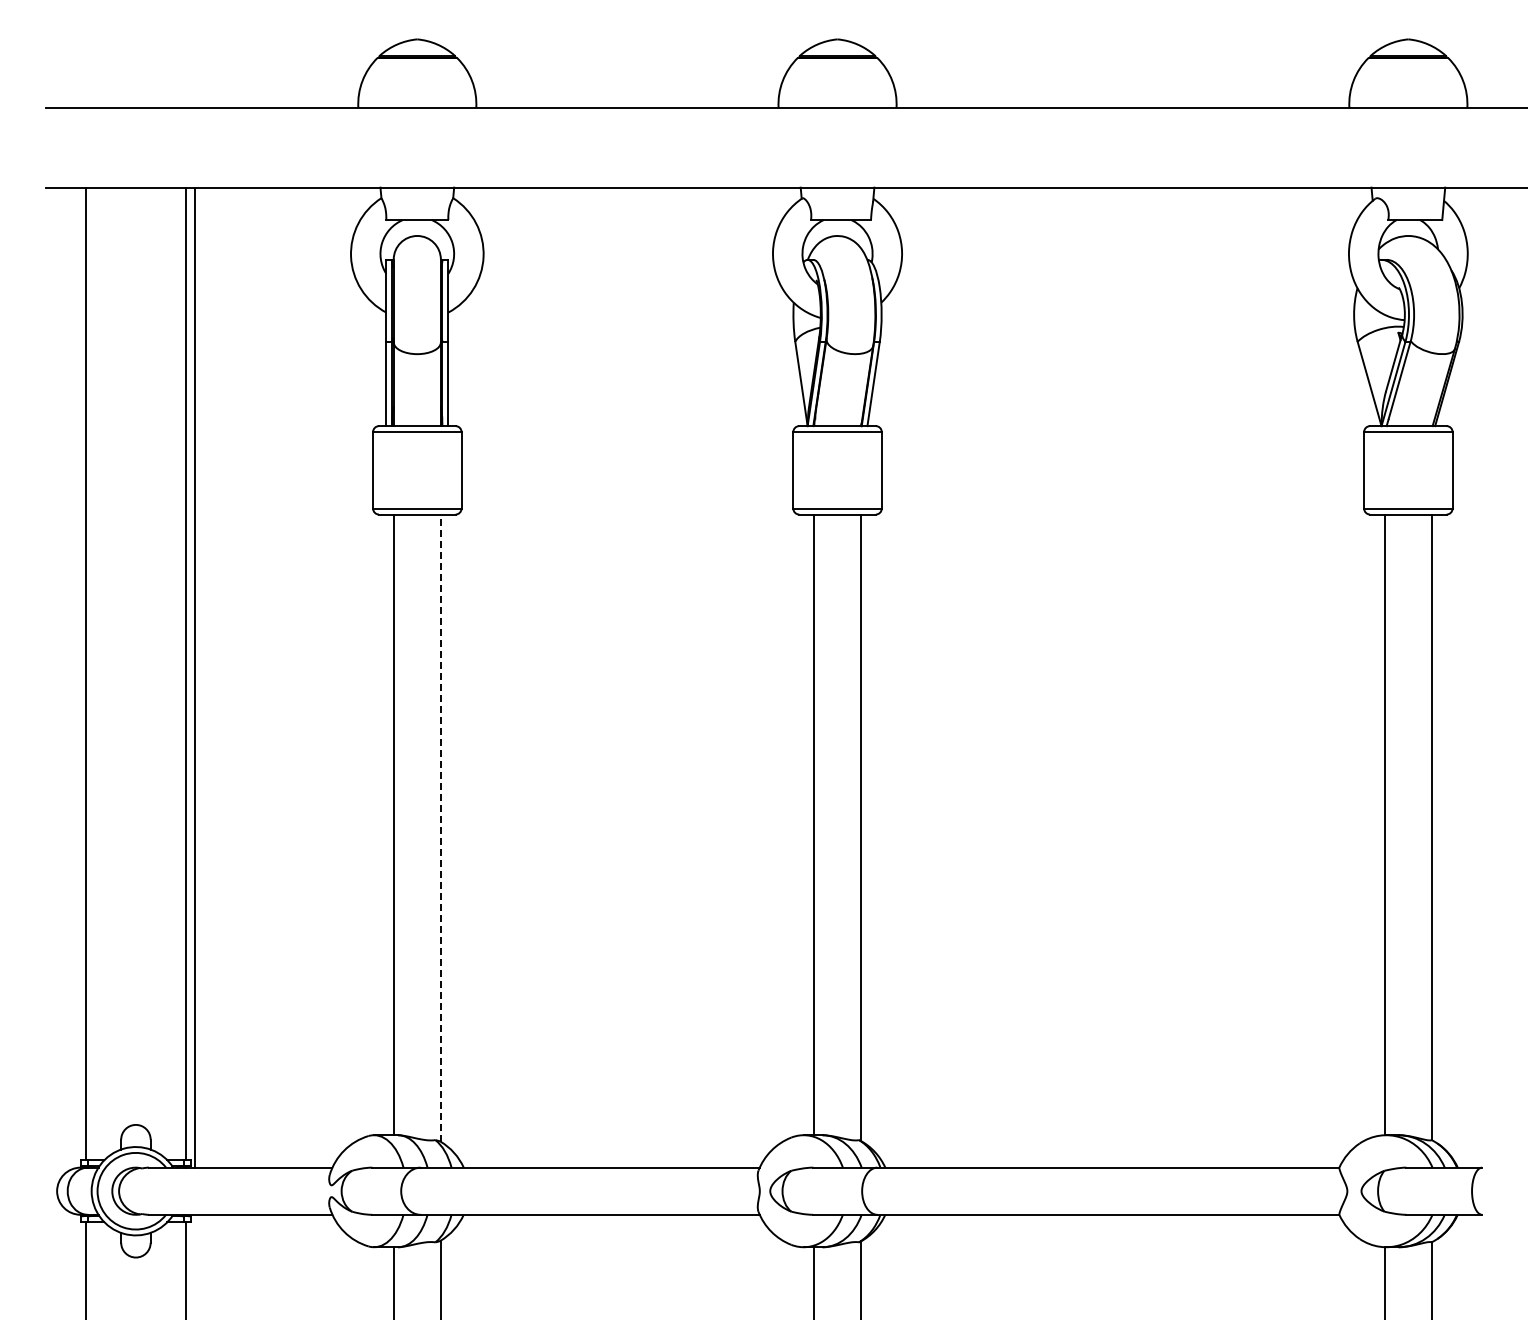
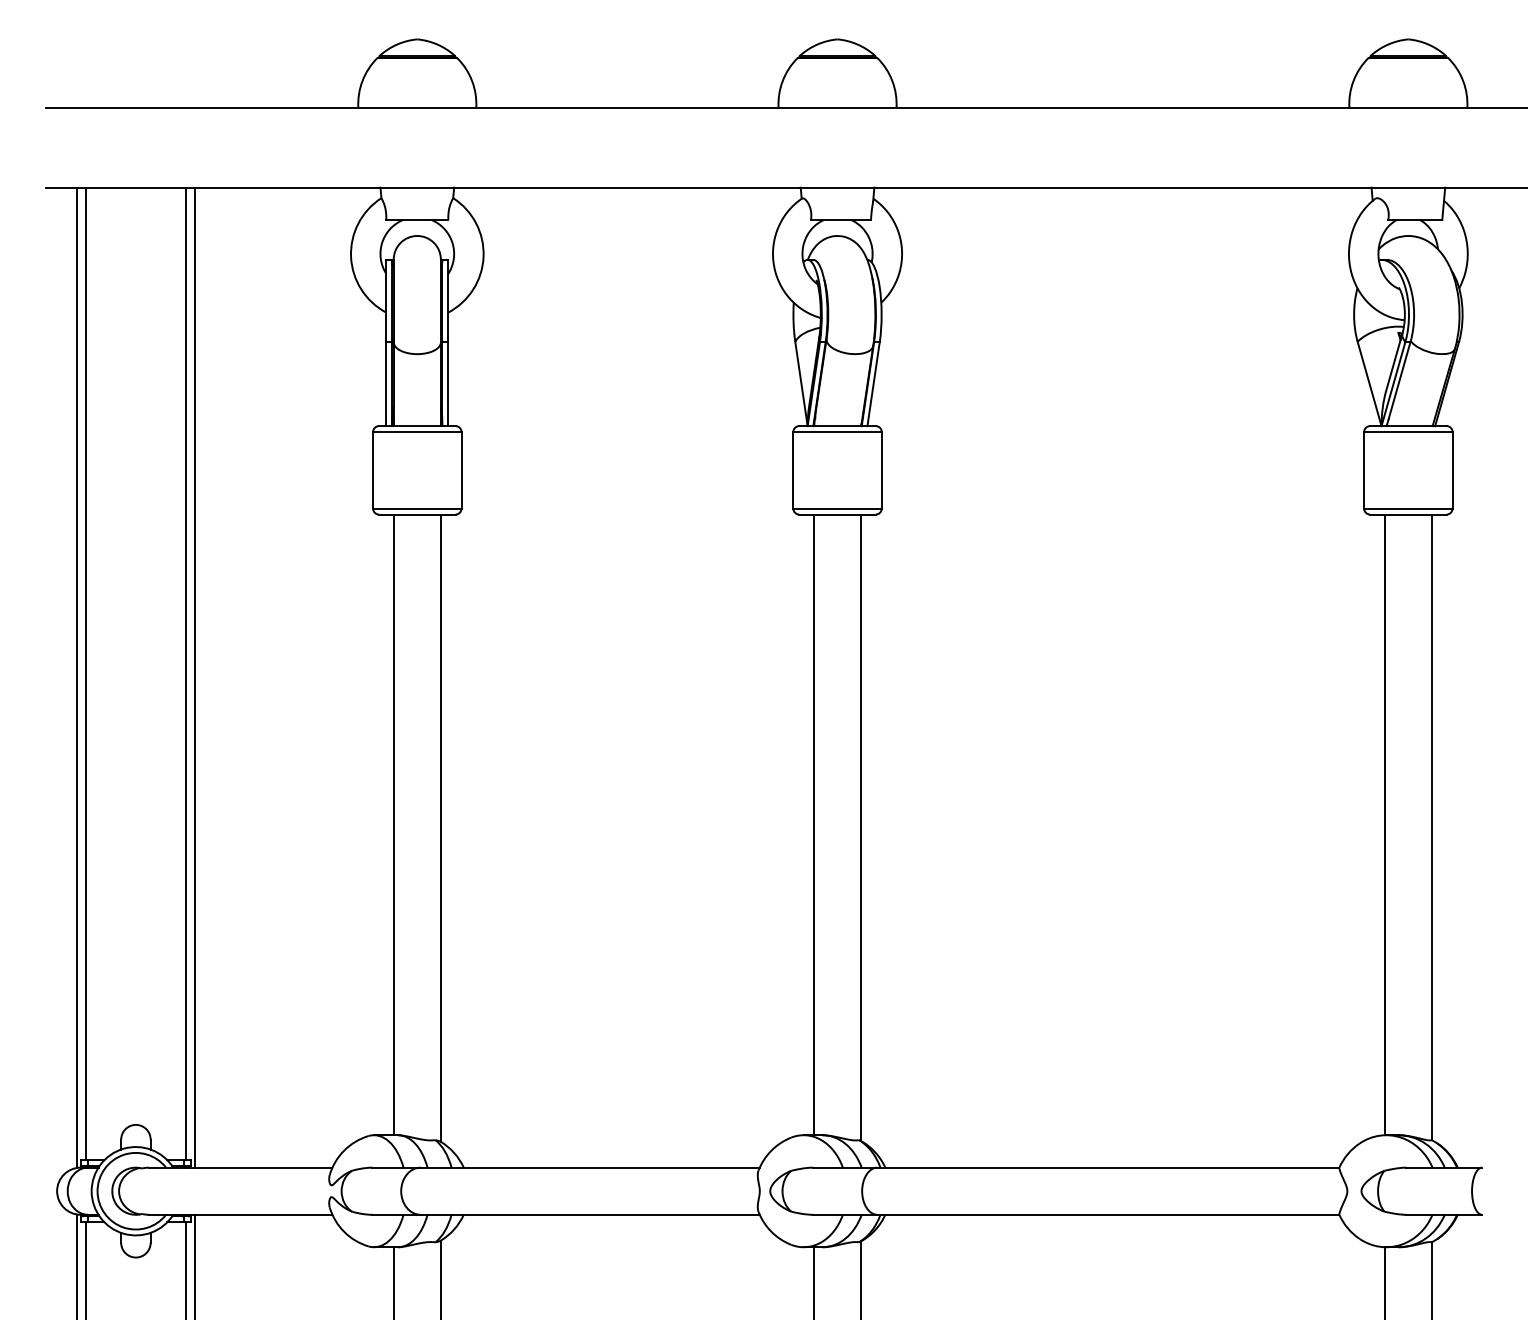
line: none -> present (76, 677)
line: dashed -> solid (440, 828)
line: none -> present (76, 1265)
line: none -> present (194, 1265)
